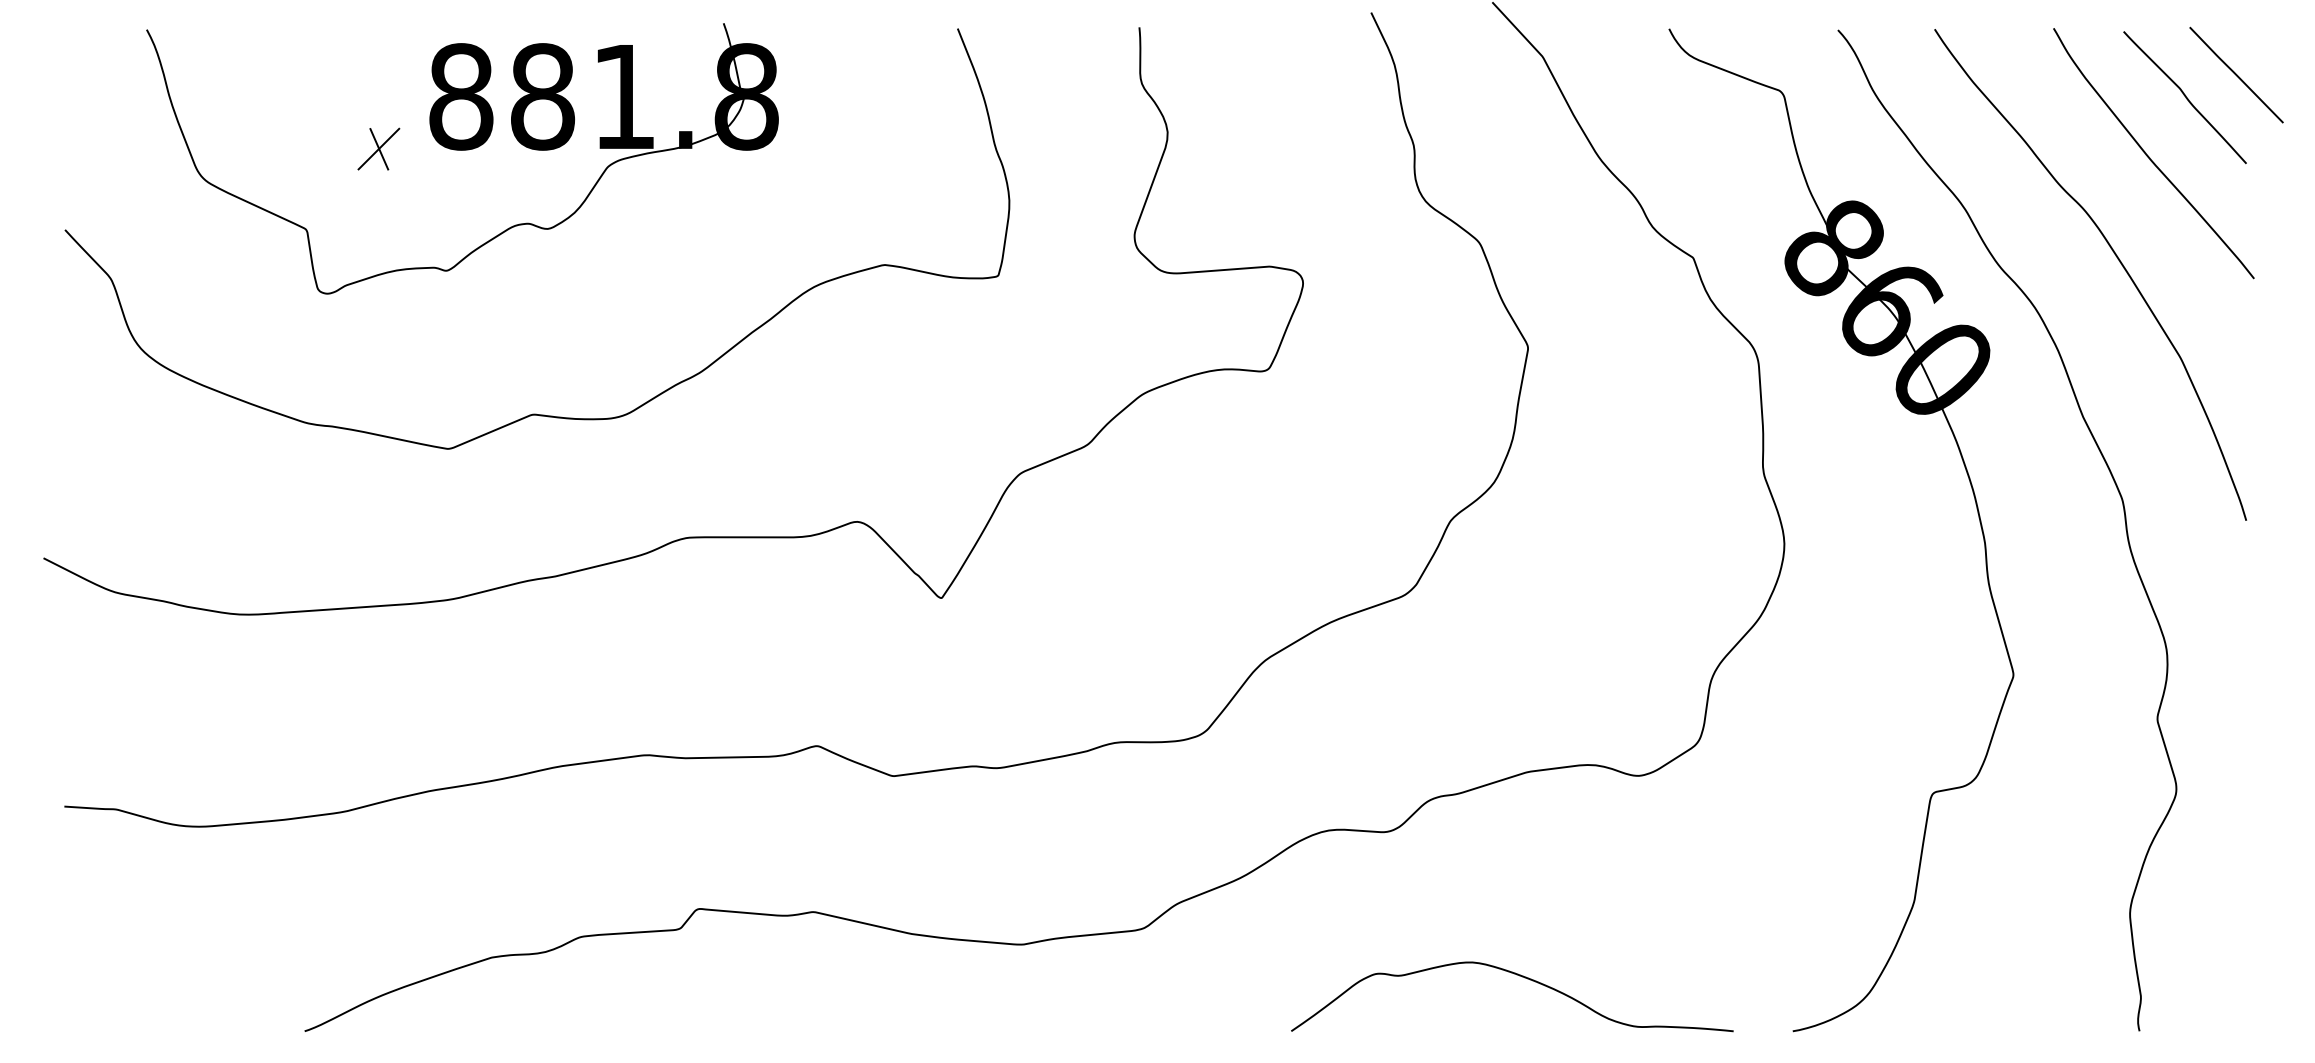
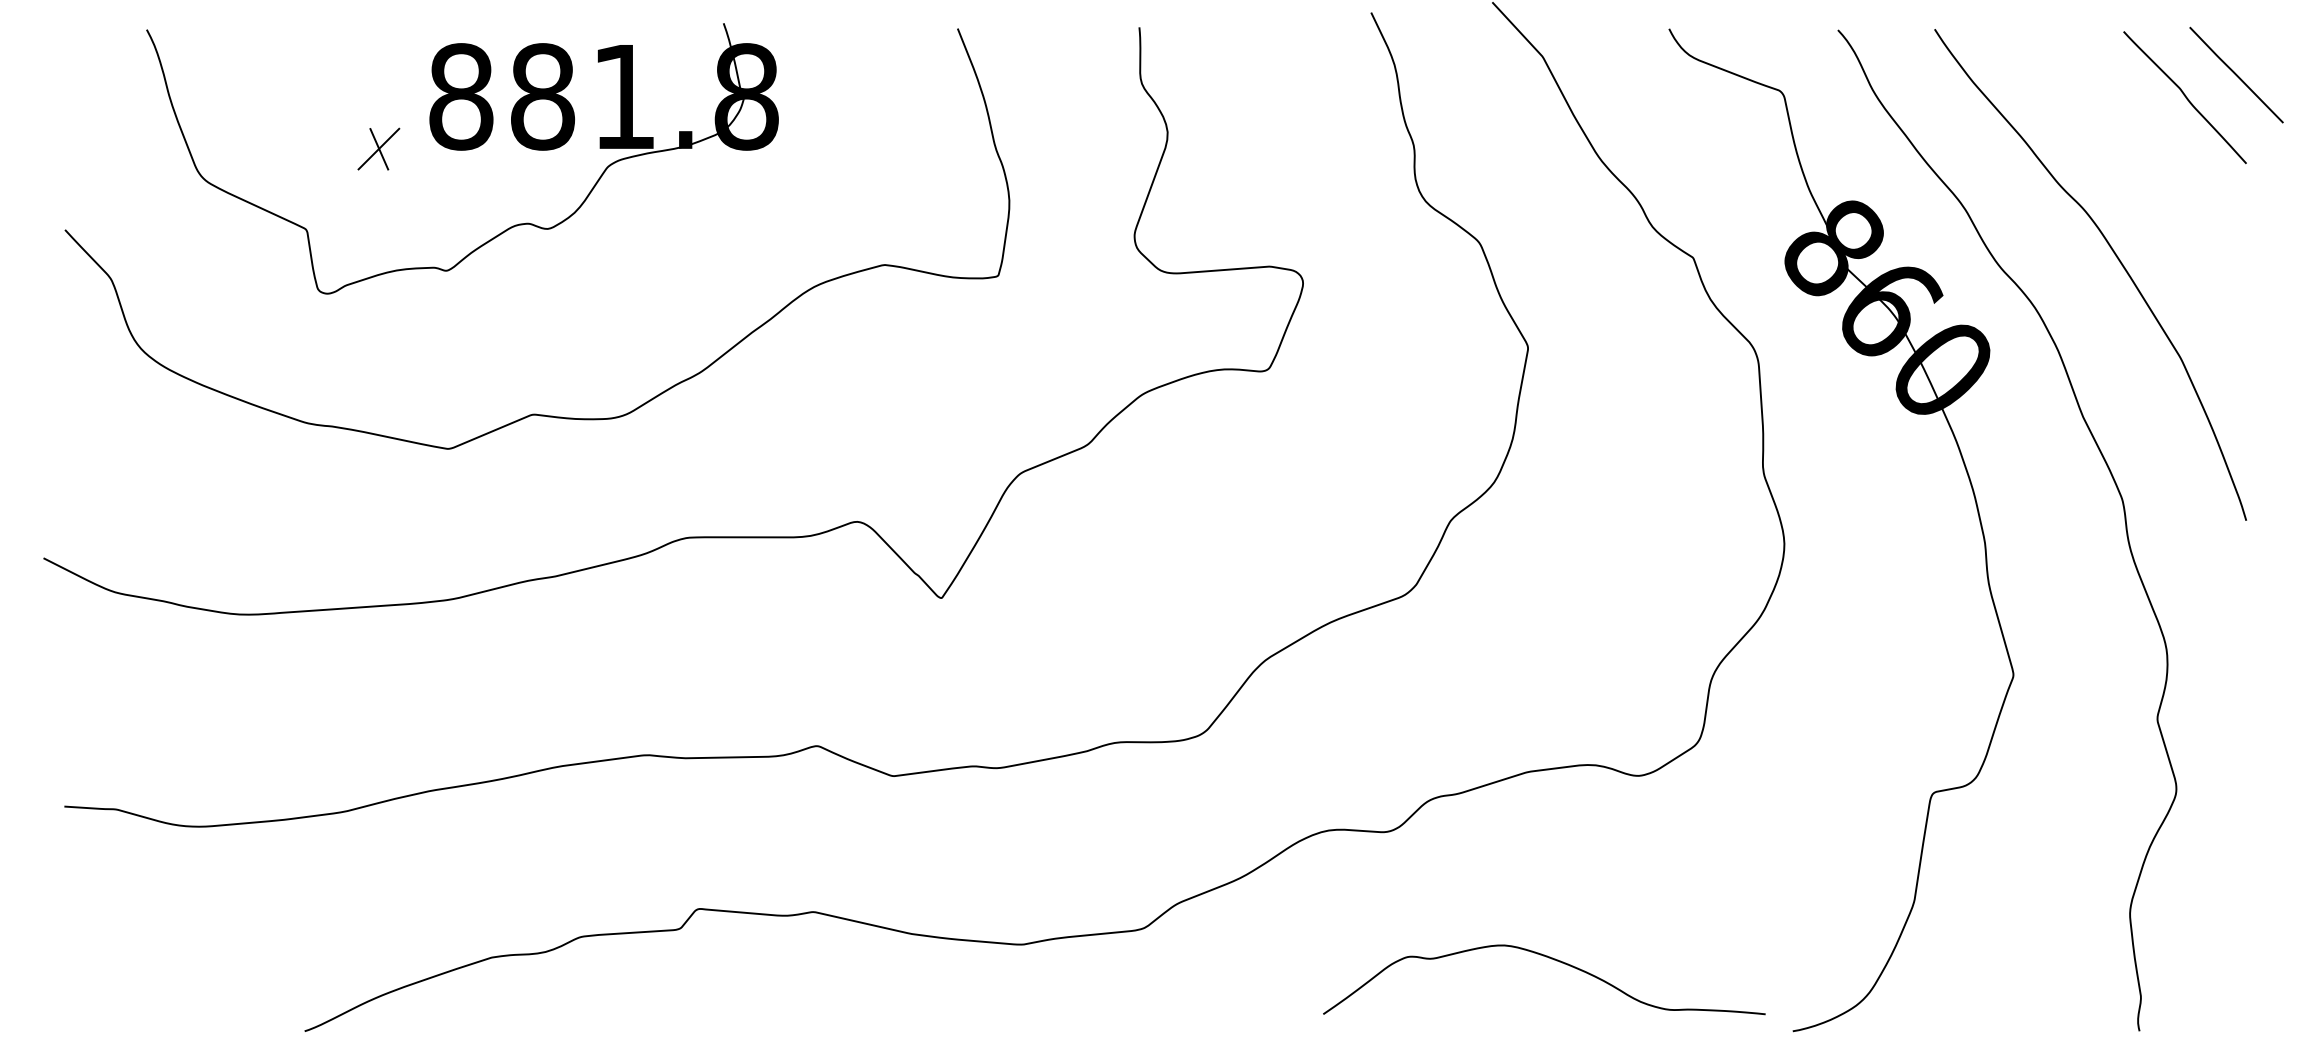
curve: present -> none (2149, 156)
curve position: (1519, 976) -> (1551, 959) (1551, 959)
